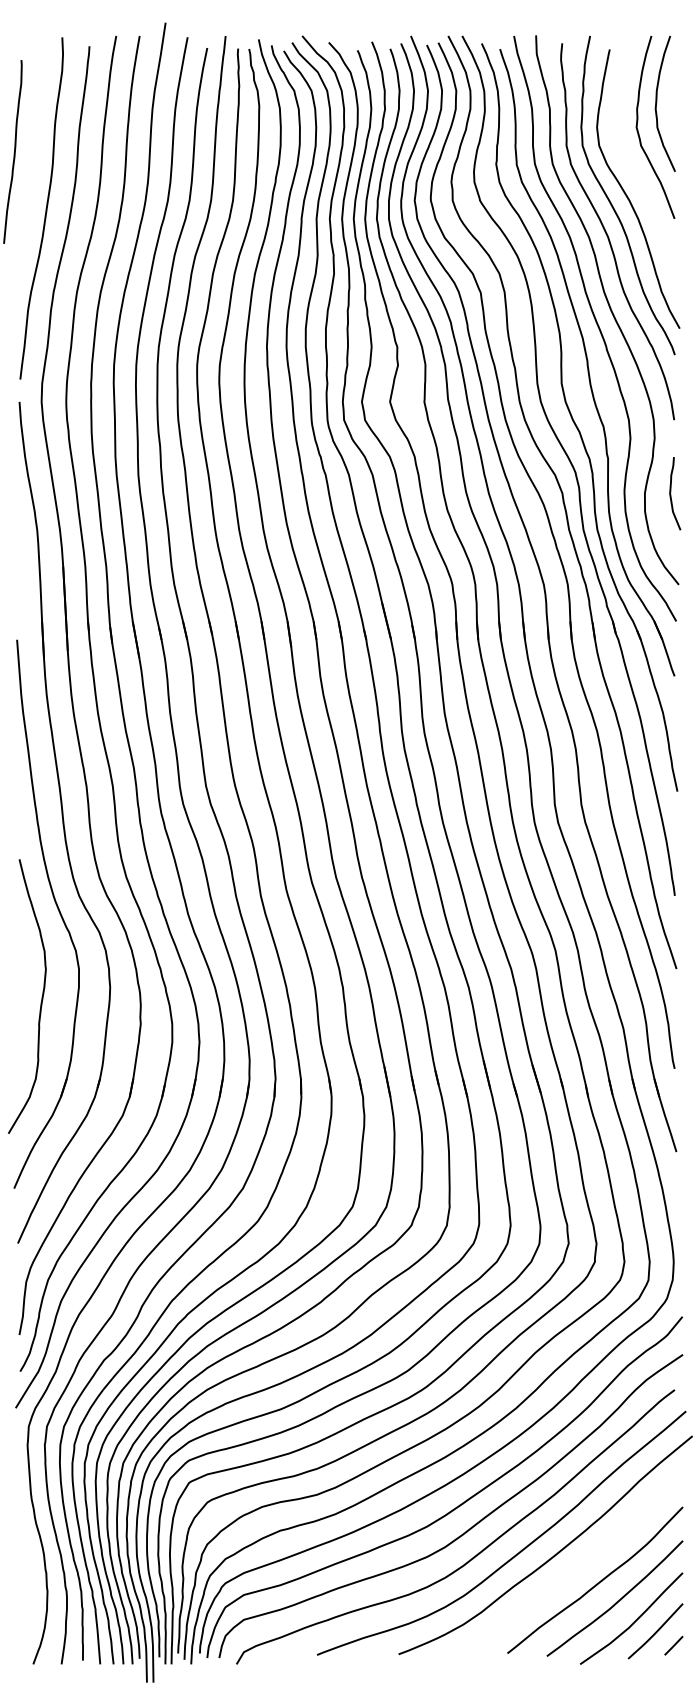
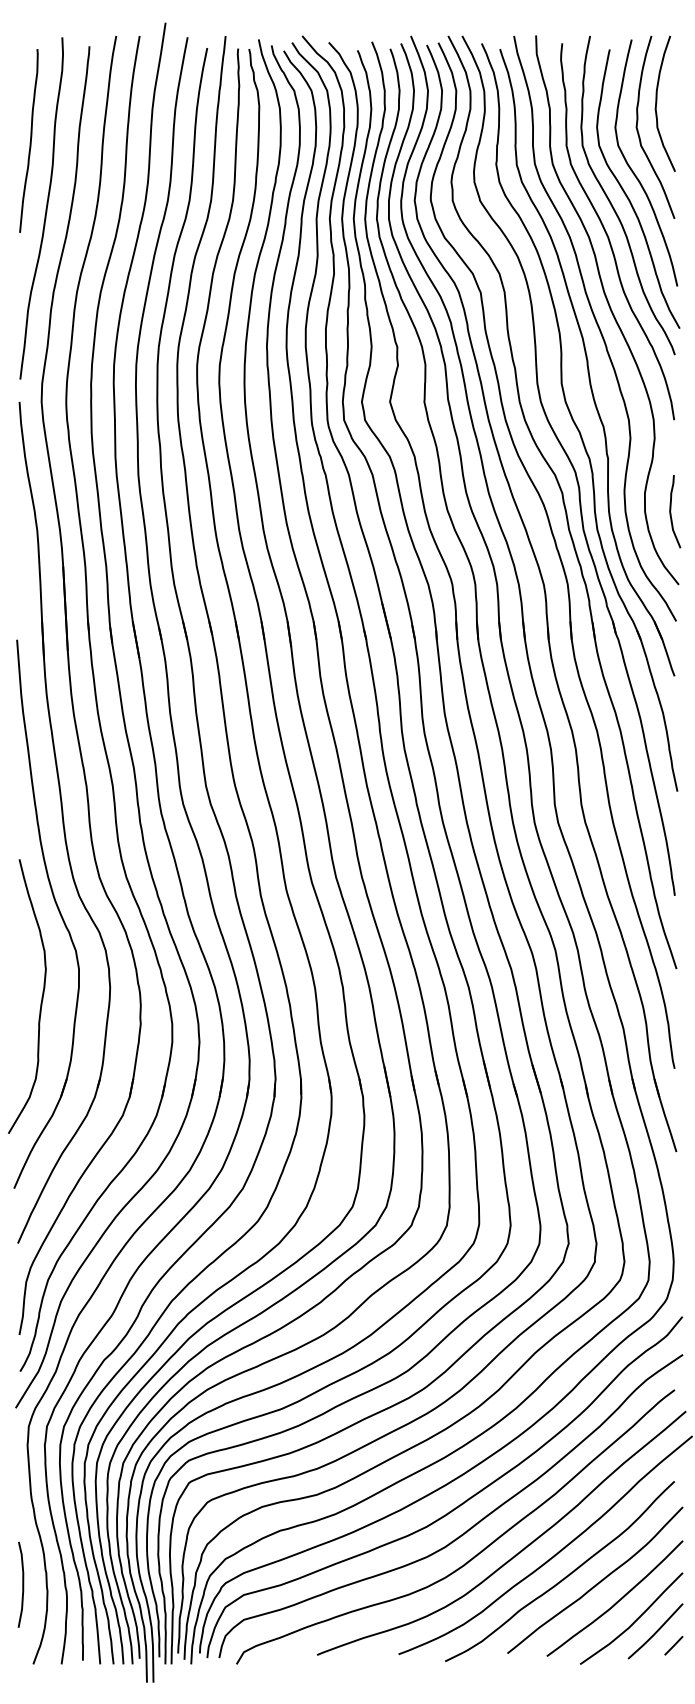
curve position: (14, 151) -> (30, 140) (30, 140)
curve: none -> present (634, 172)
curve position: (671, 492) -> (671, 510) (671, 510)
curve: none -> present (562, 1578)
curve: none -> present (22, 1584)
